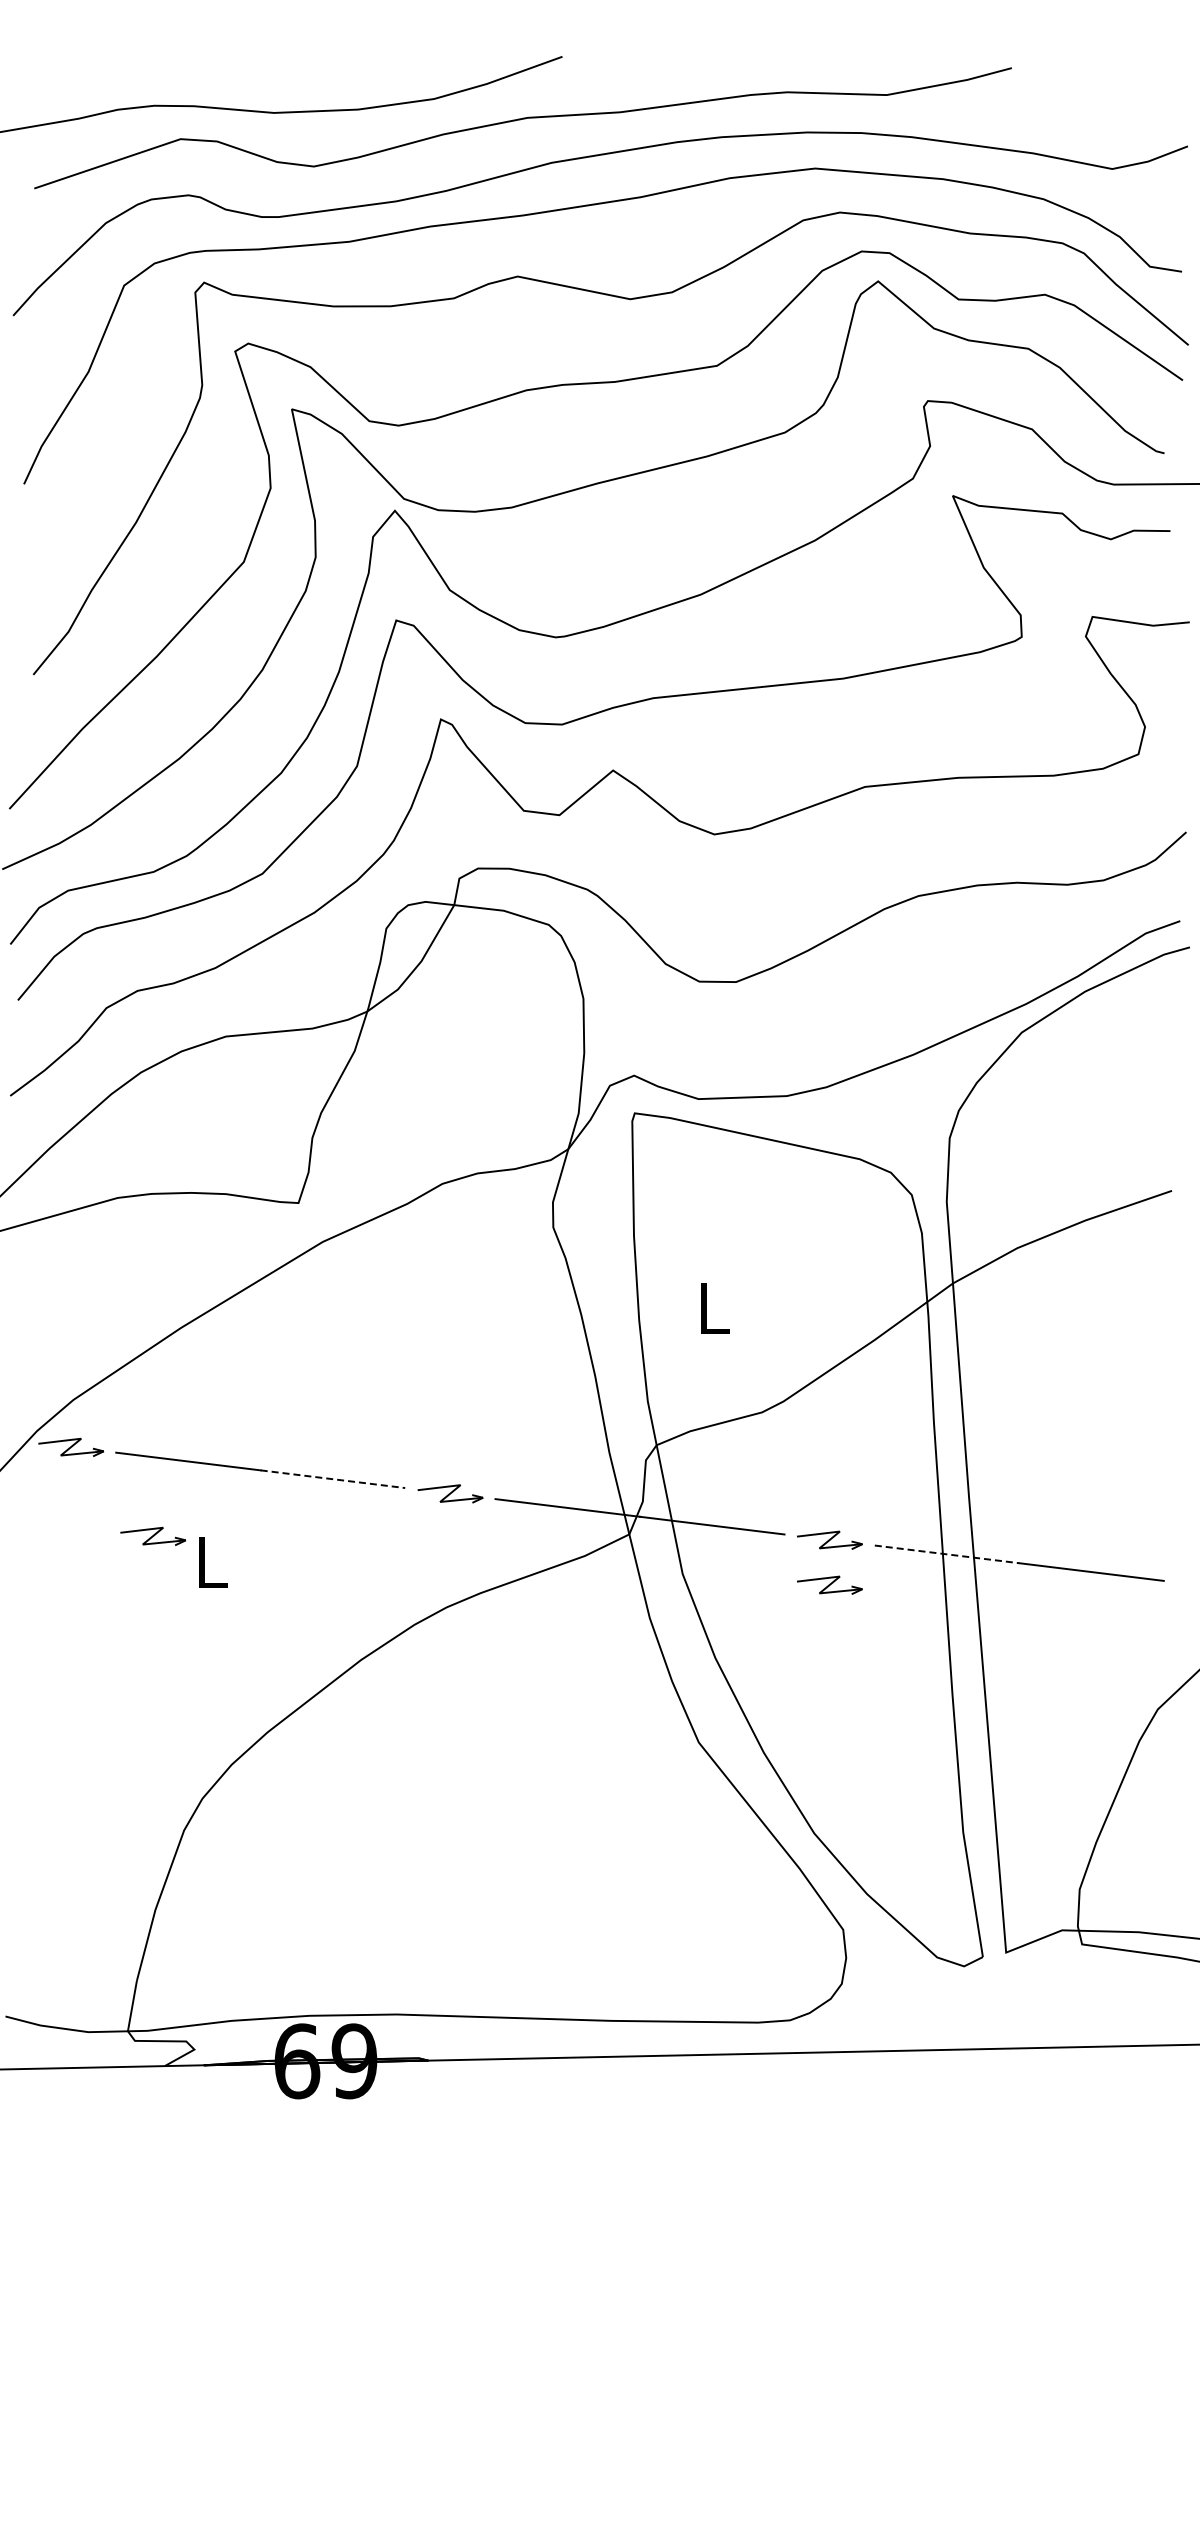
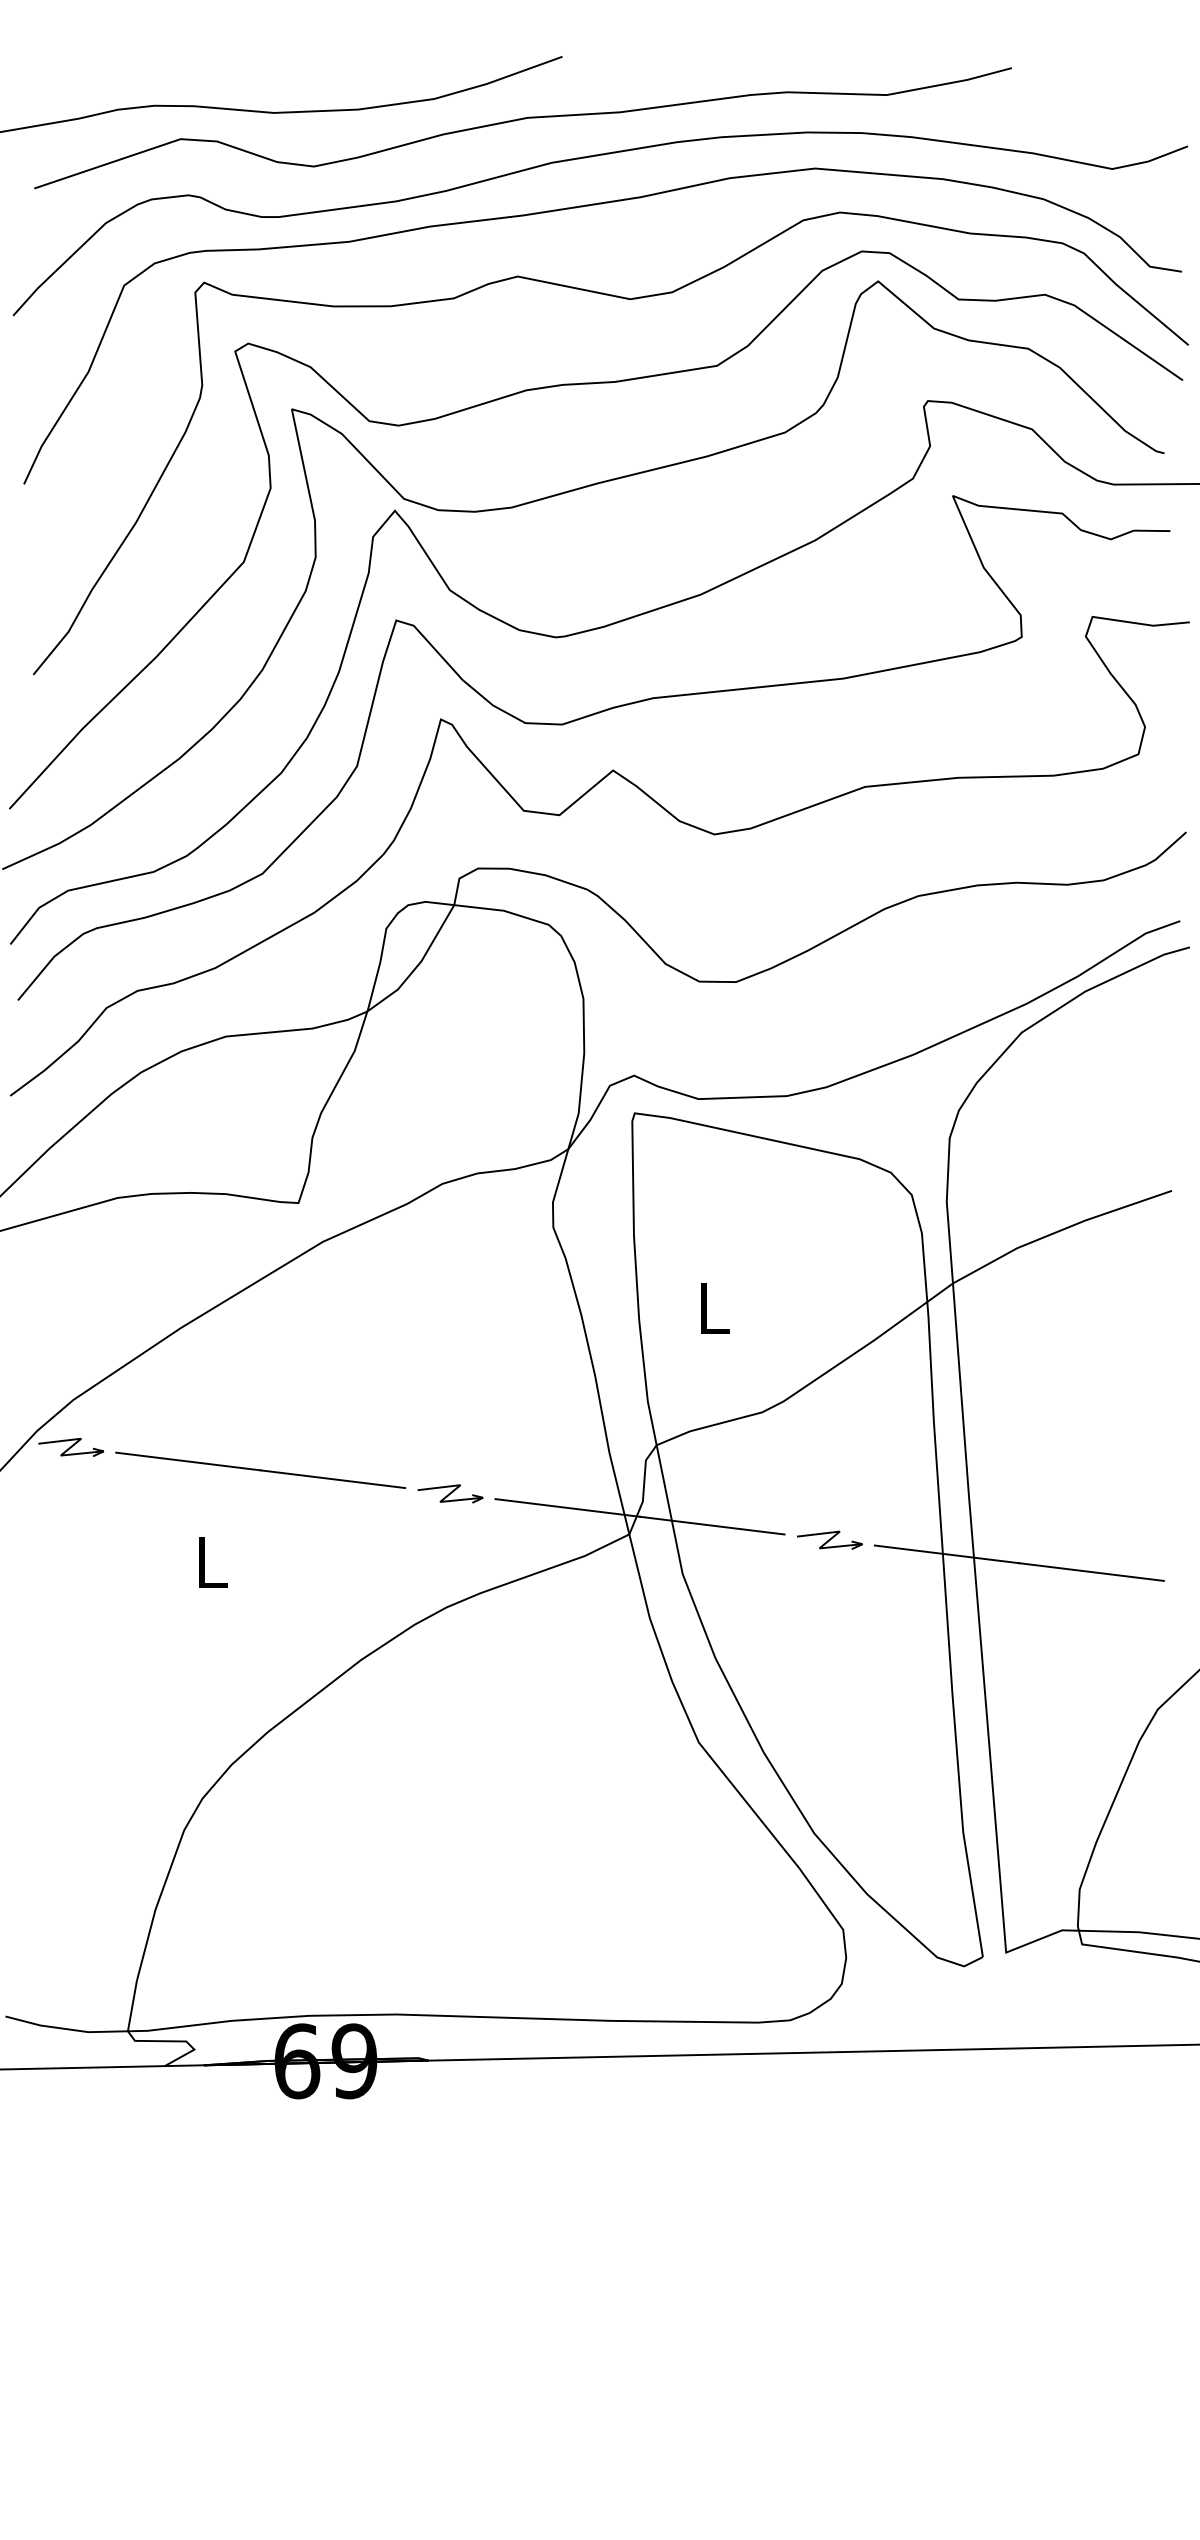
line: dashed -> solid (332, 1479)
part: present -> none (152, 1535)
line: dashed -> solid (947, 1554)
part: present -> none (829, 1584)
